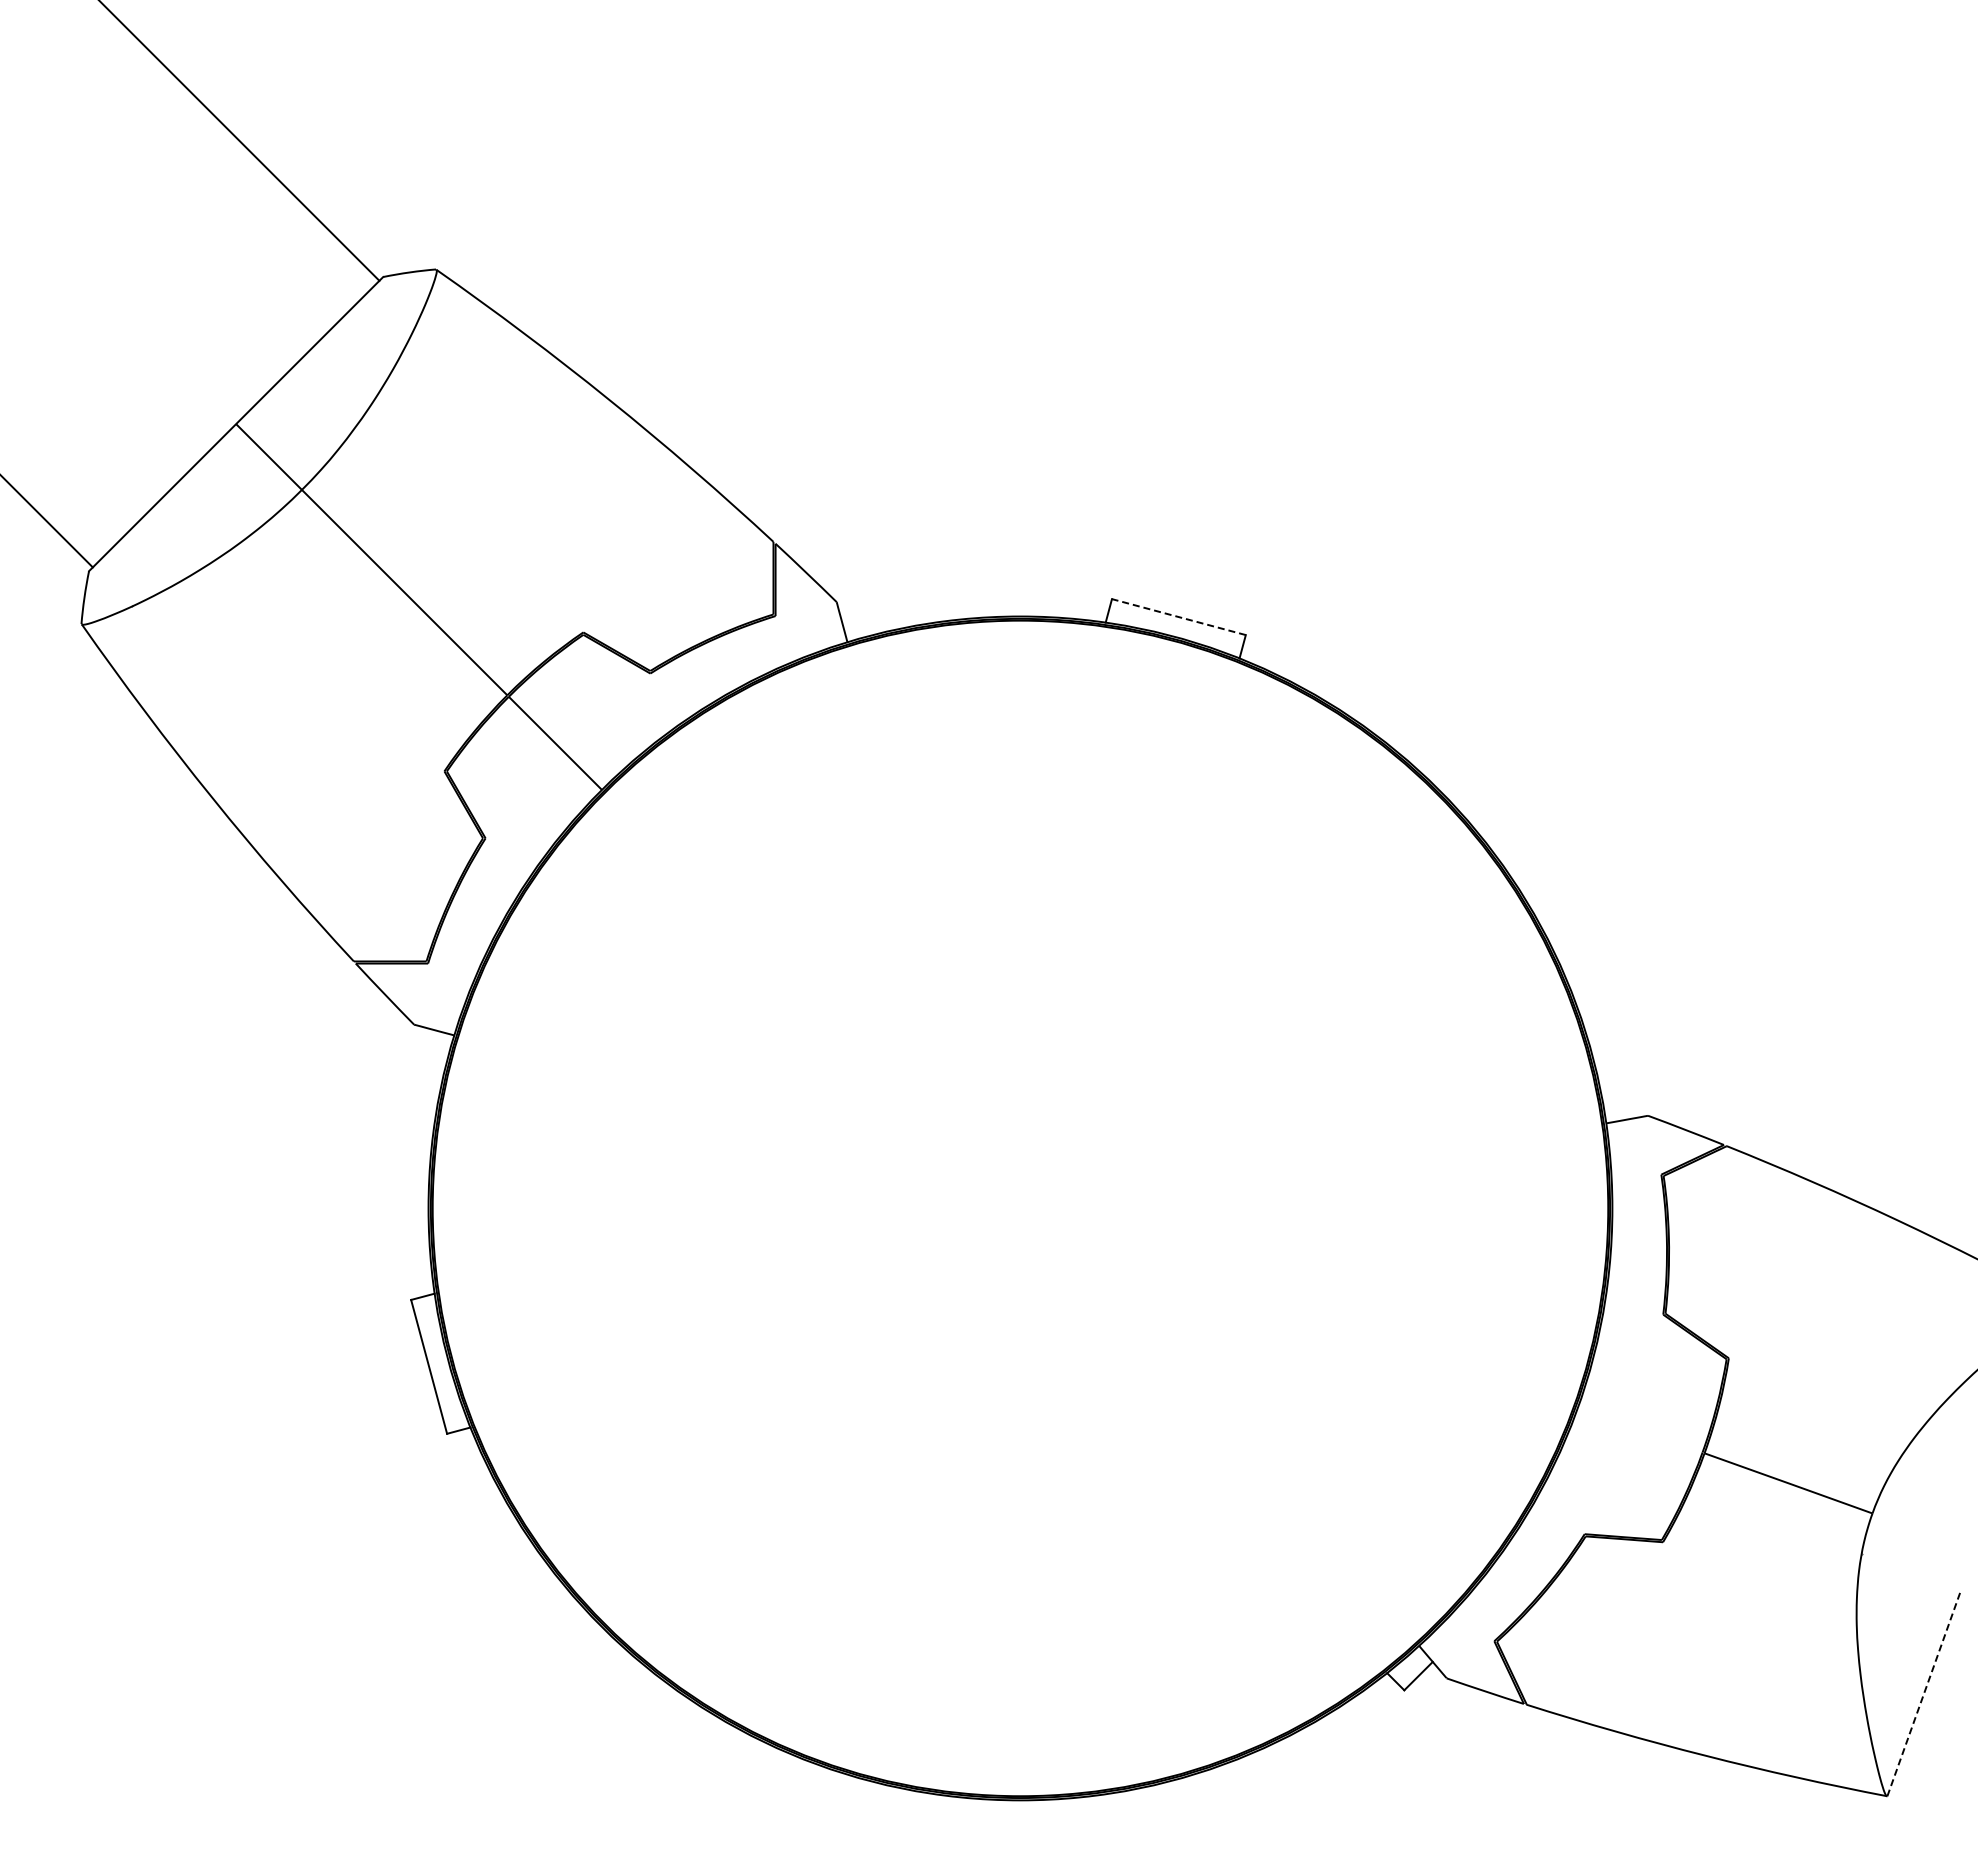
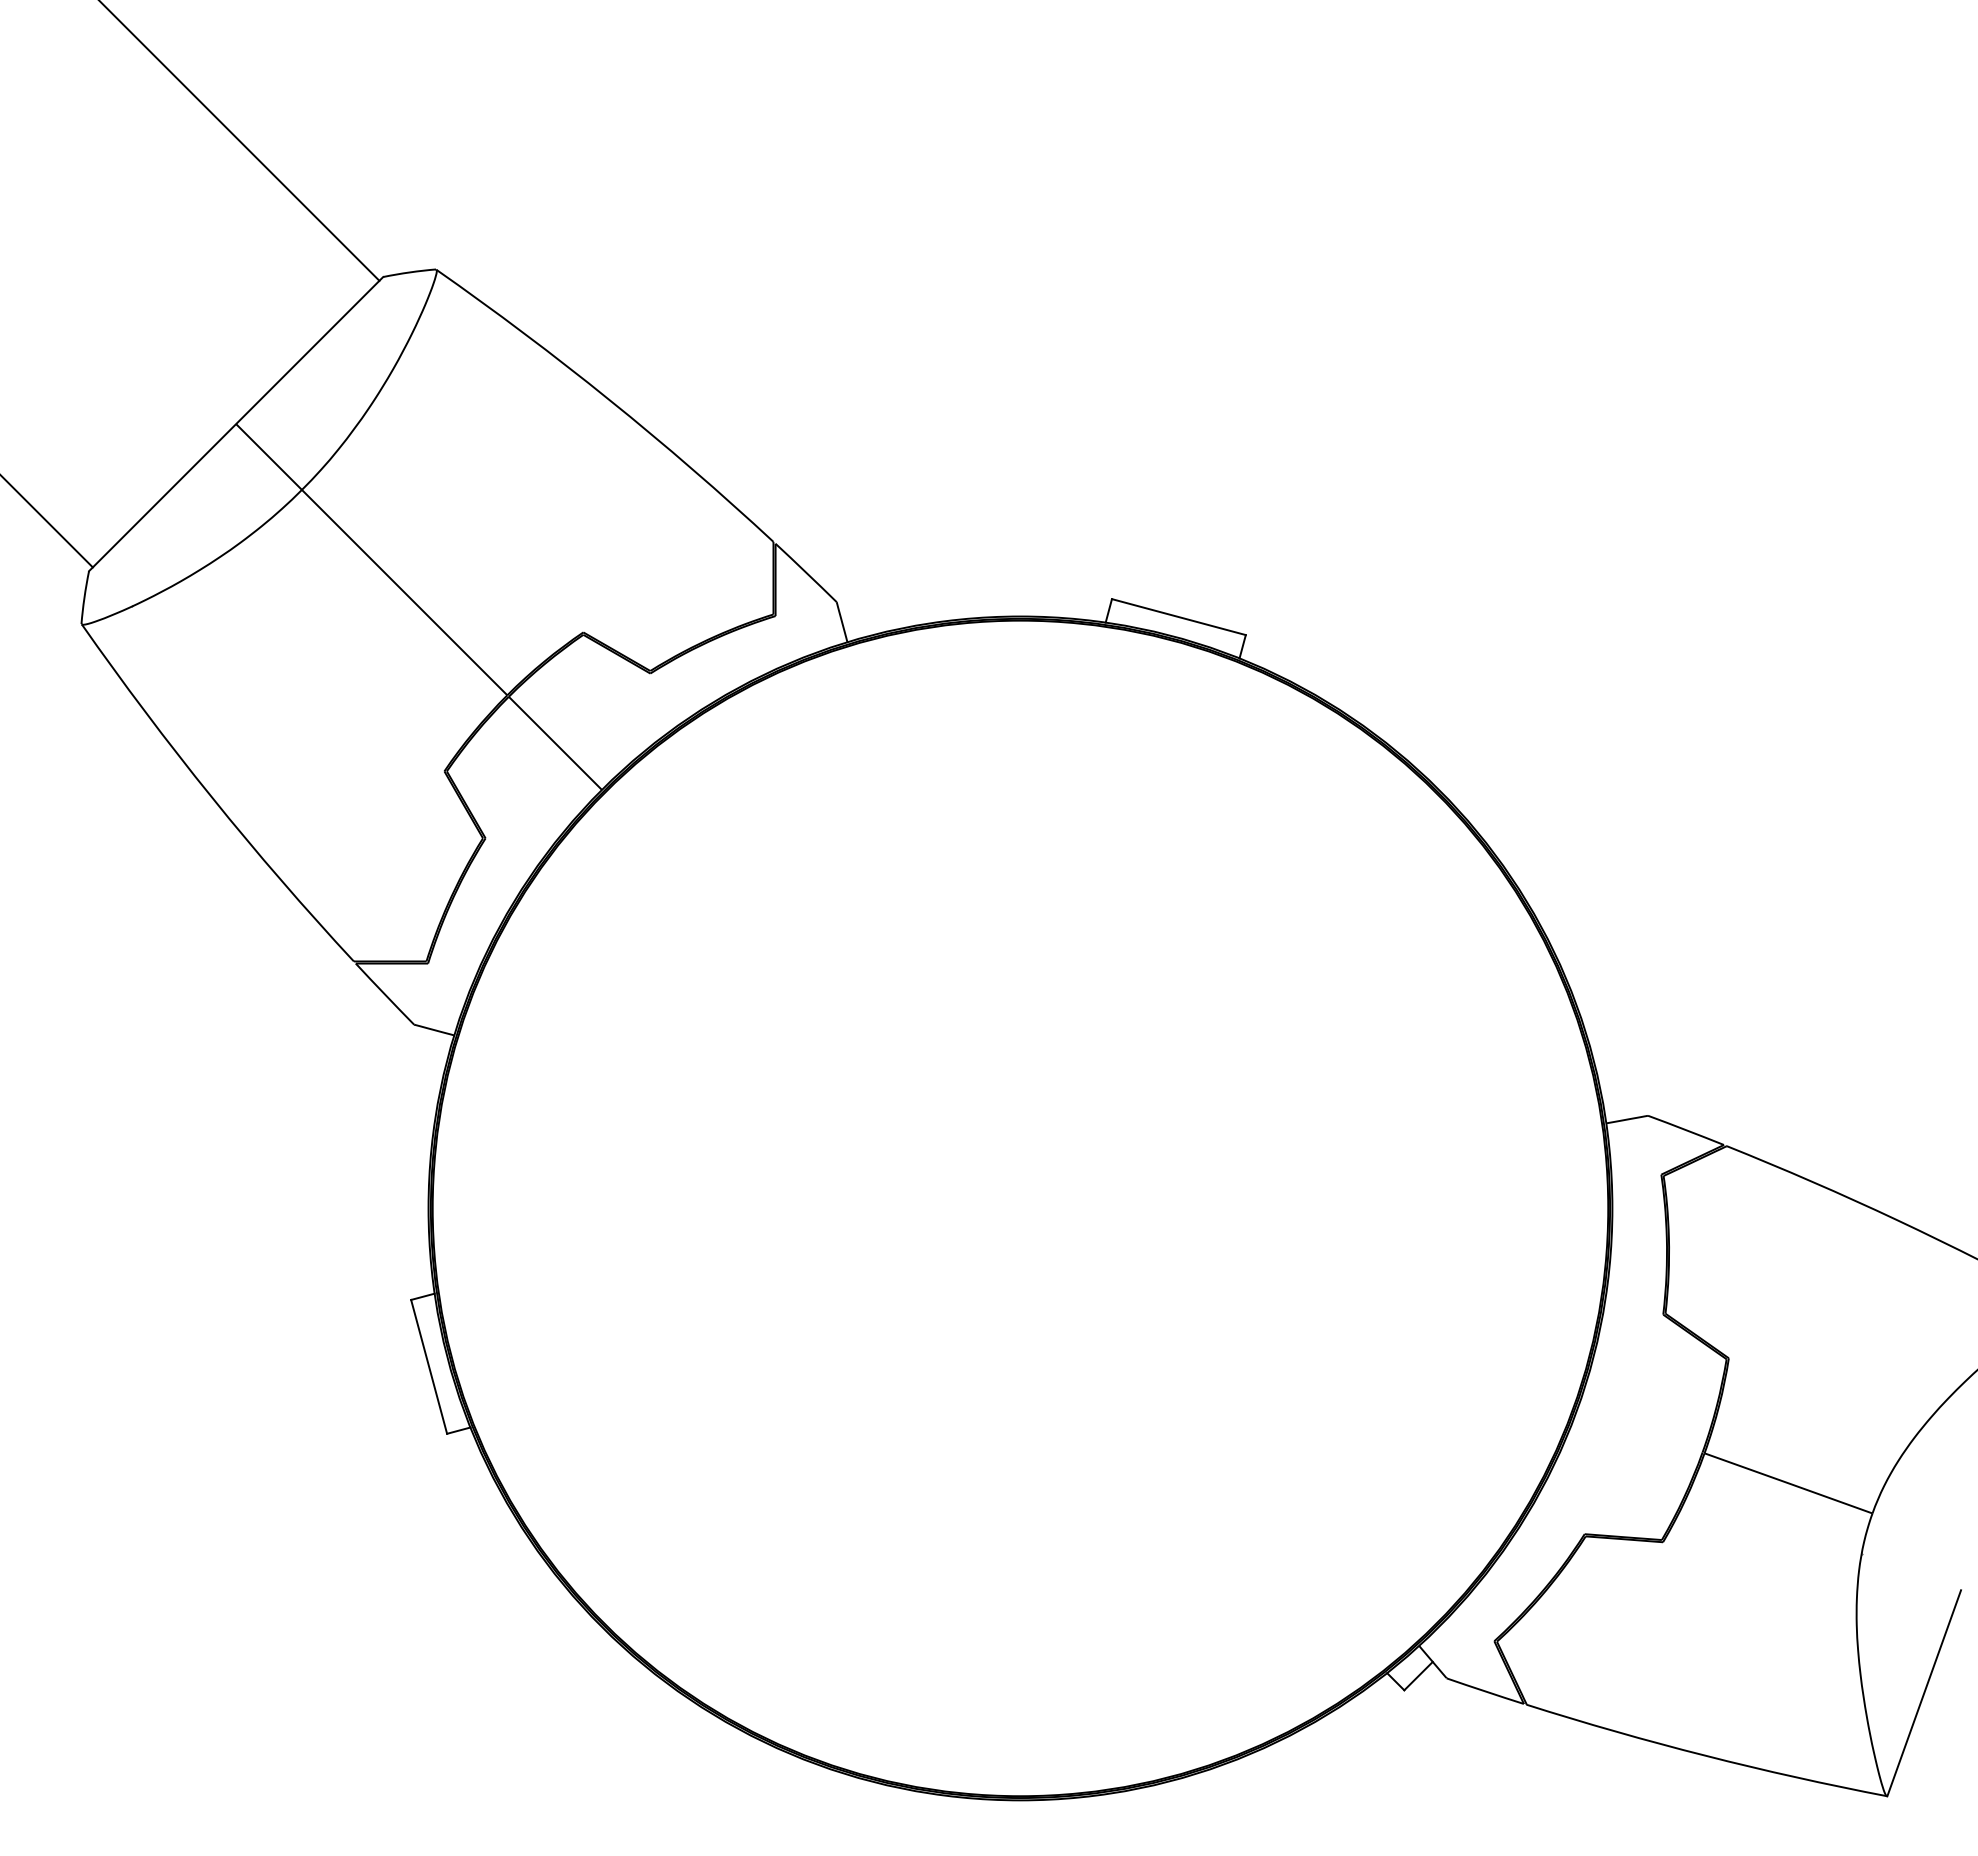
line: dashed -> solid (1178, 616)
line: dashed -> solid (1924, 1692)
